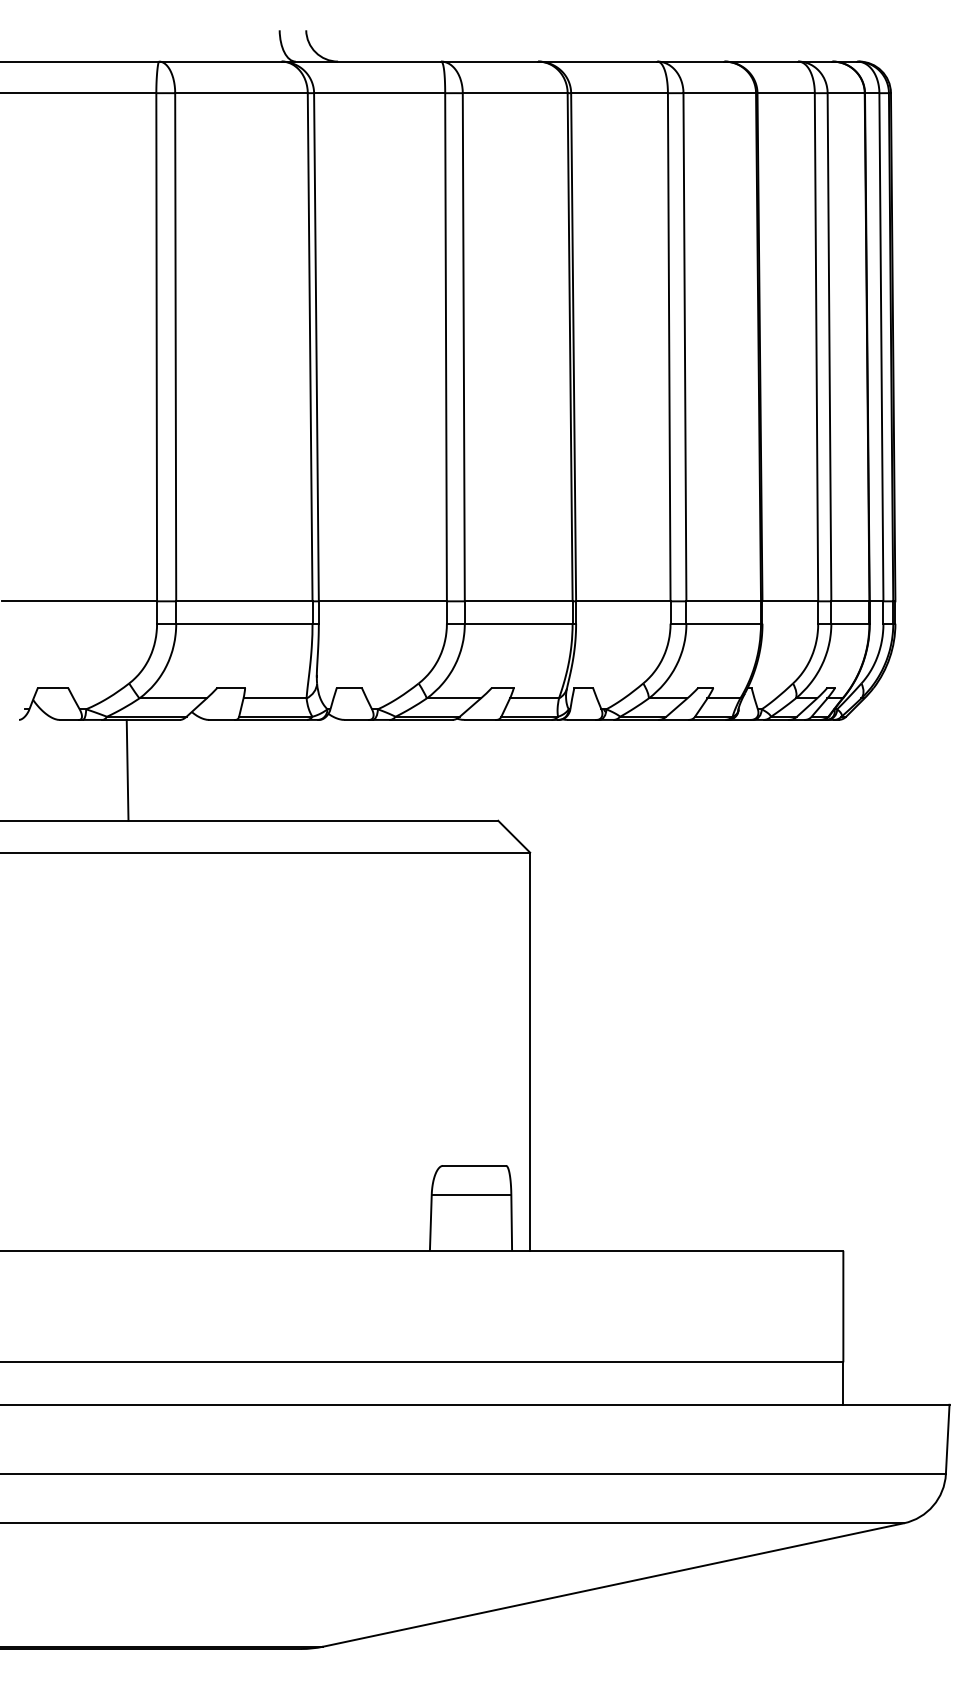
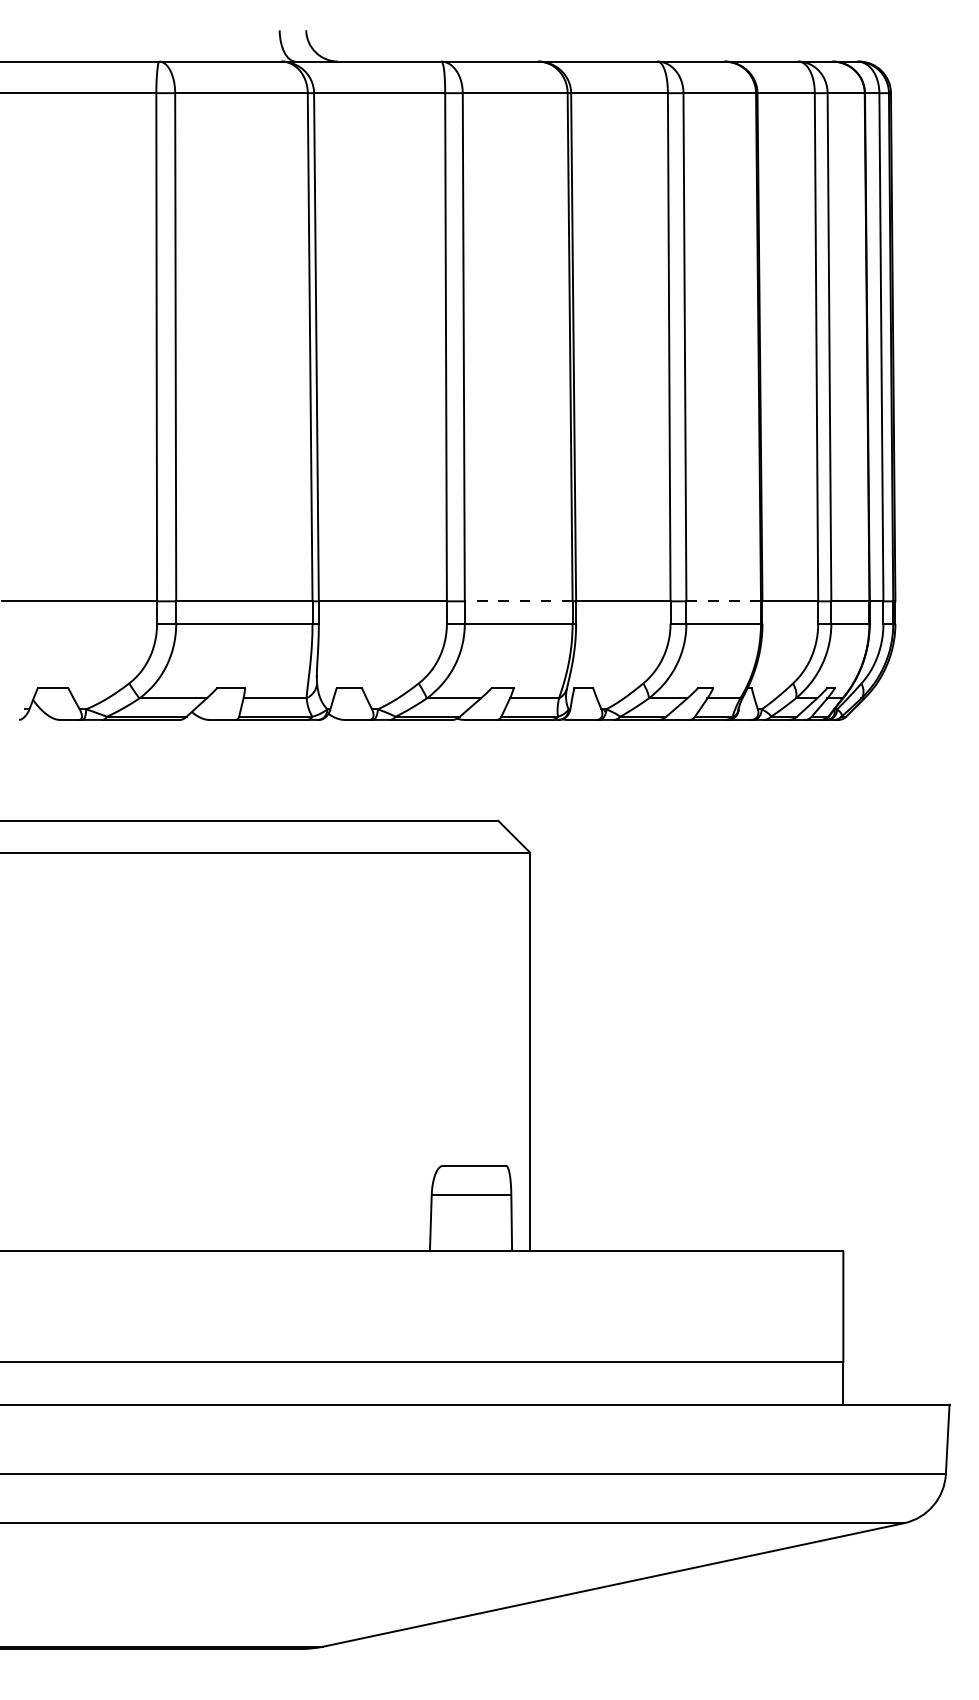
line: solid -> dashed (518, 601)
line: solid -> dashed (723, 601)
line: present -> none (127, 769)
